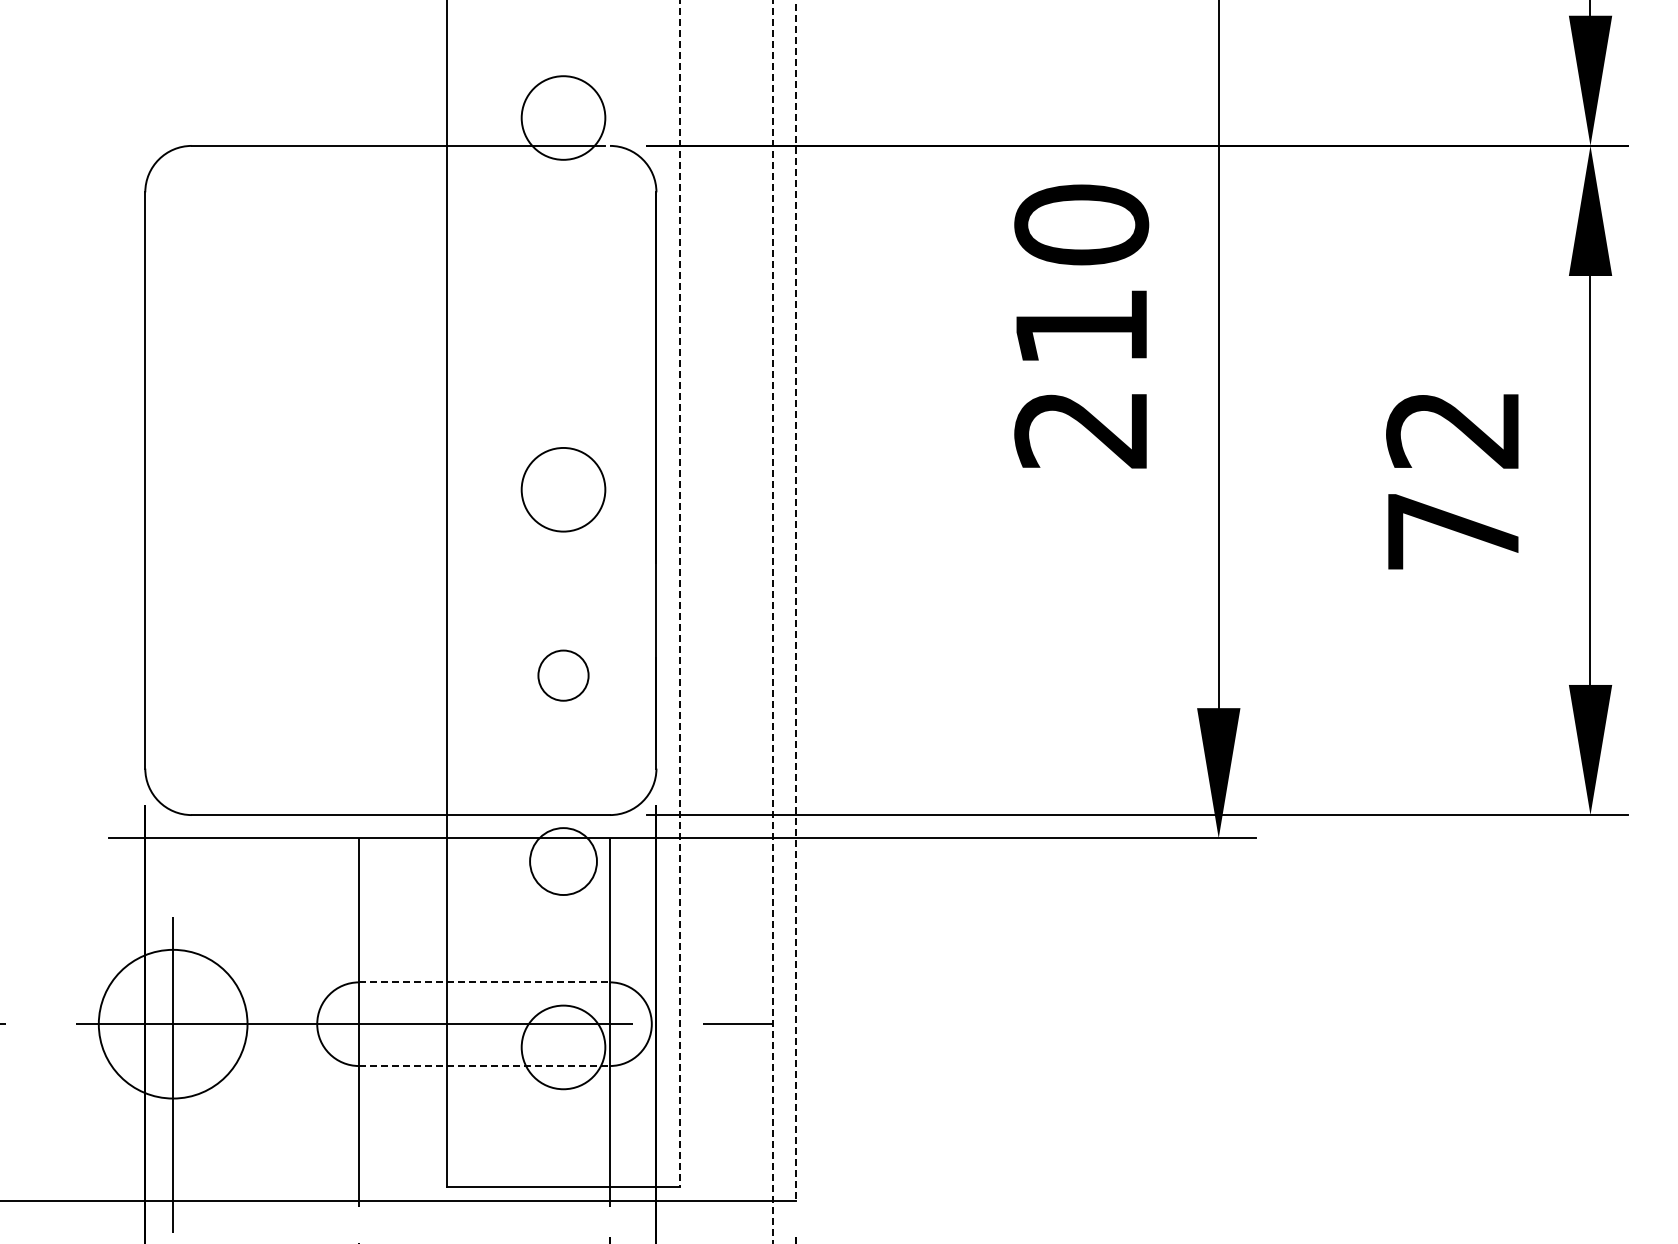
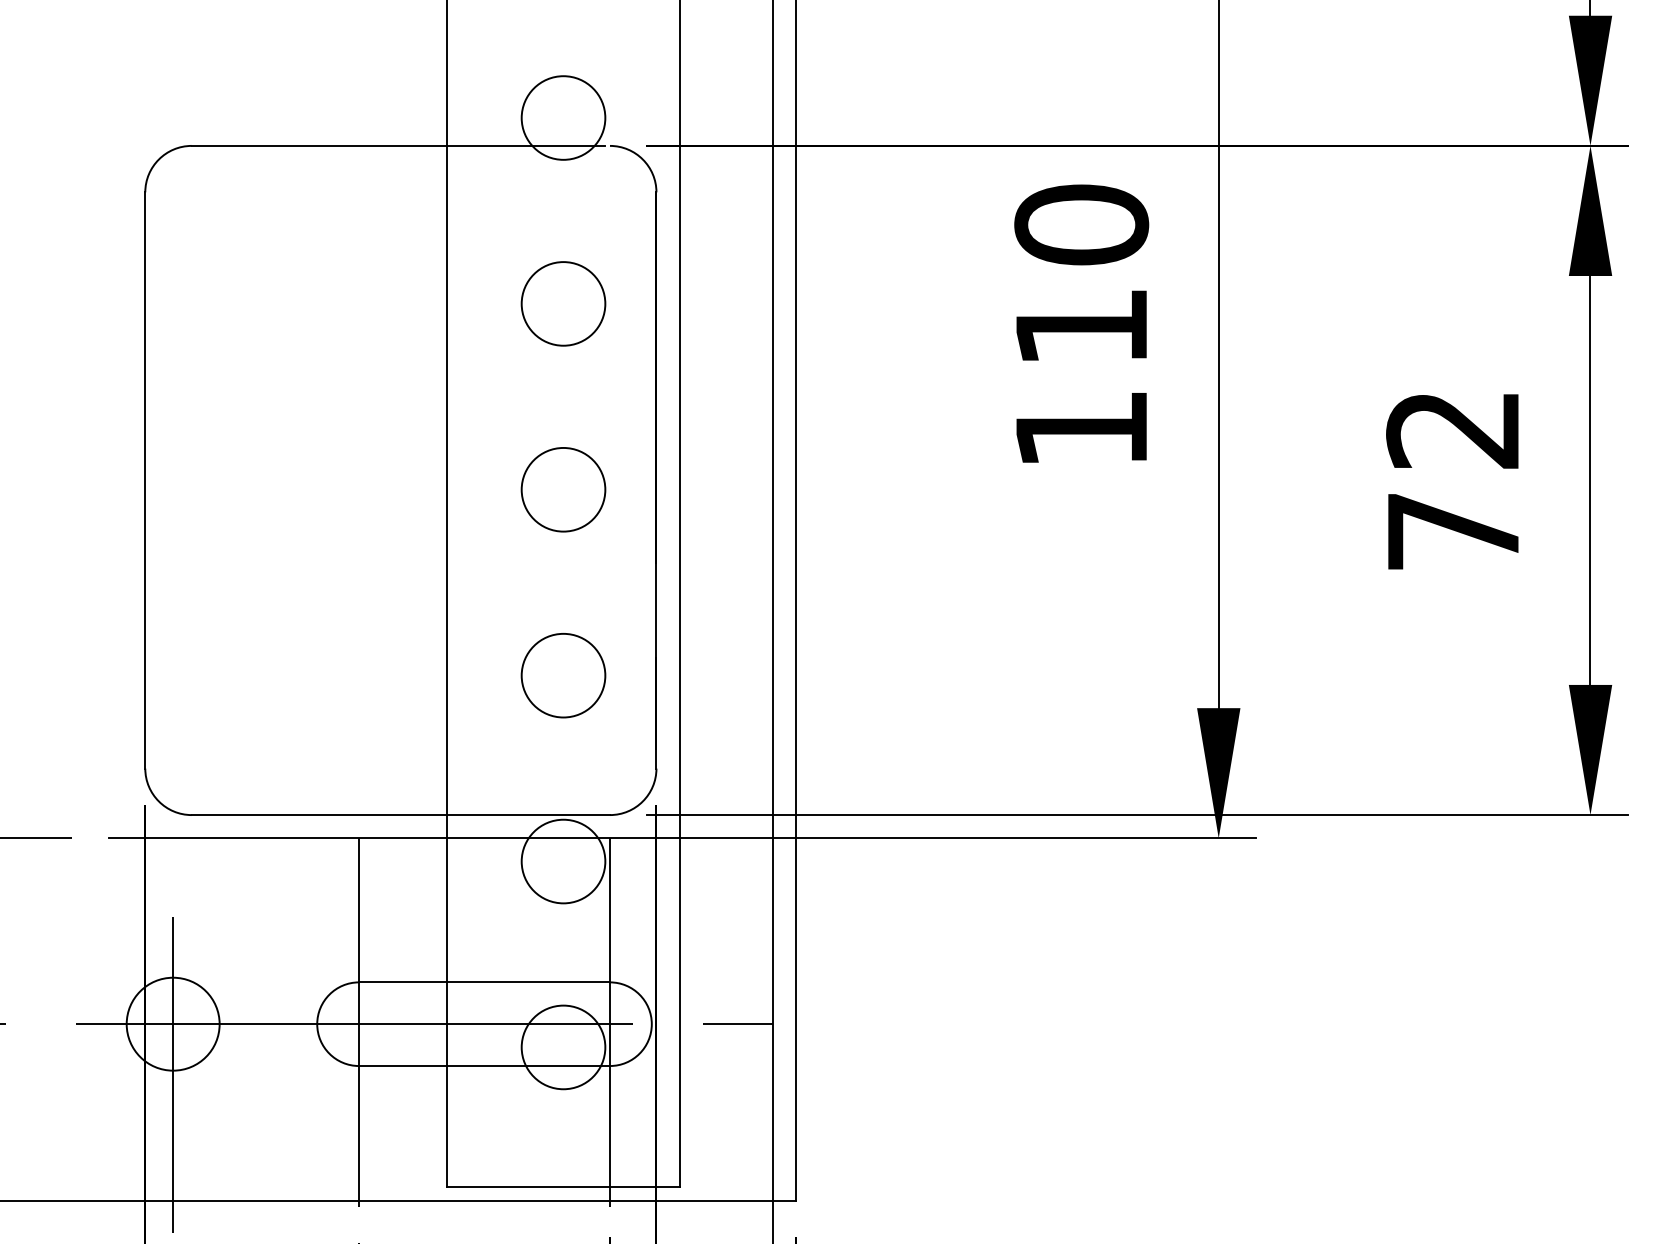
circle: none -> present (563, 303)
text: 210 -> 110 (1080, 430)
line: dashed -> solid (679, 593)
line: dashed -> solid (795, 600)
line: dashed -> solid (772, 622)
circle diameter: 50 px -> 84 px (563, 675)
line: none -> present (36, 838)
circle diameter: 67 px -> 84 px (563, 861)
line: dashed -> solid (485, 982)
circle diameter: 149 px -> 93 px (172, 1023)
line: dashed -> solid (485, 1066)
